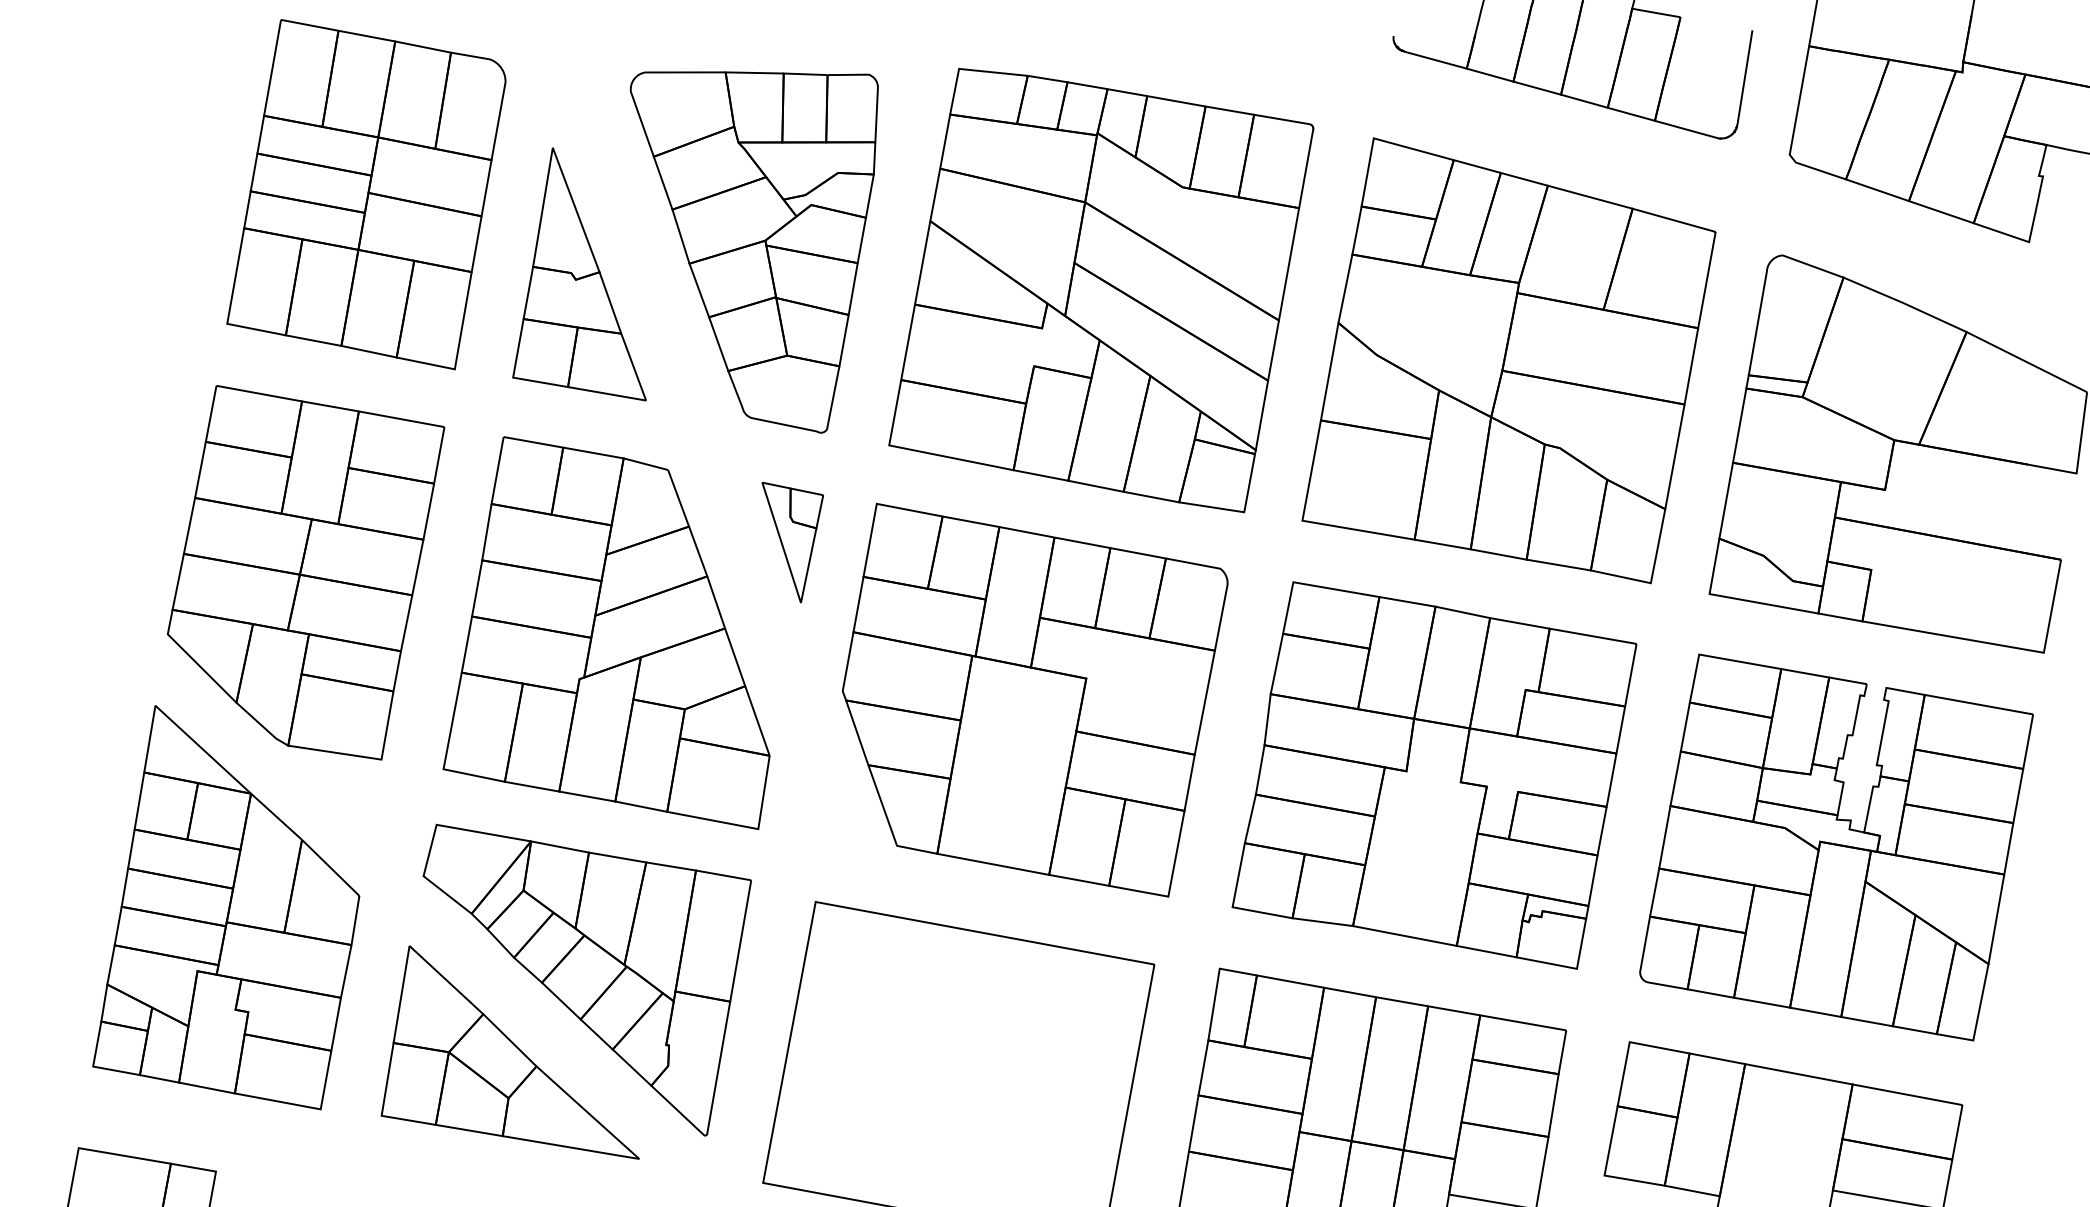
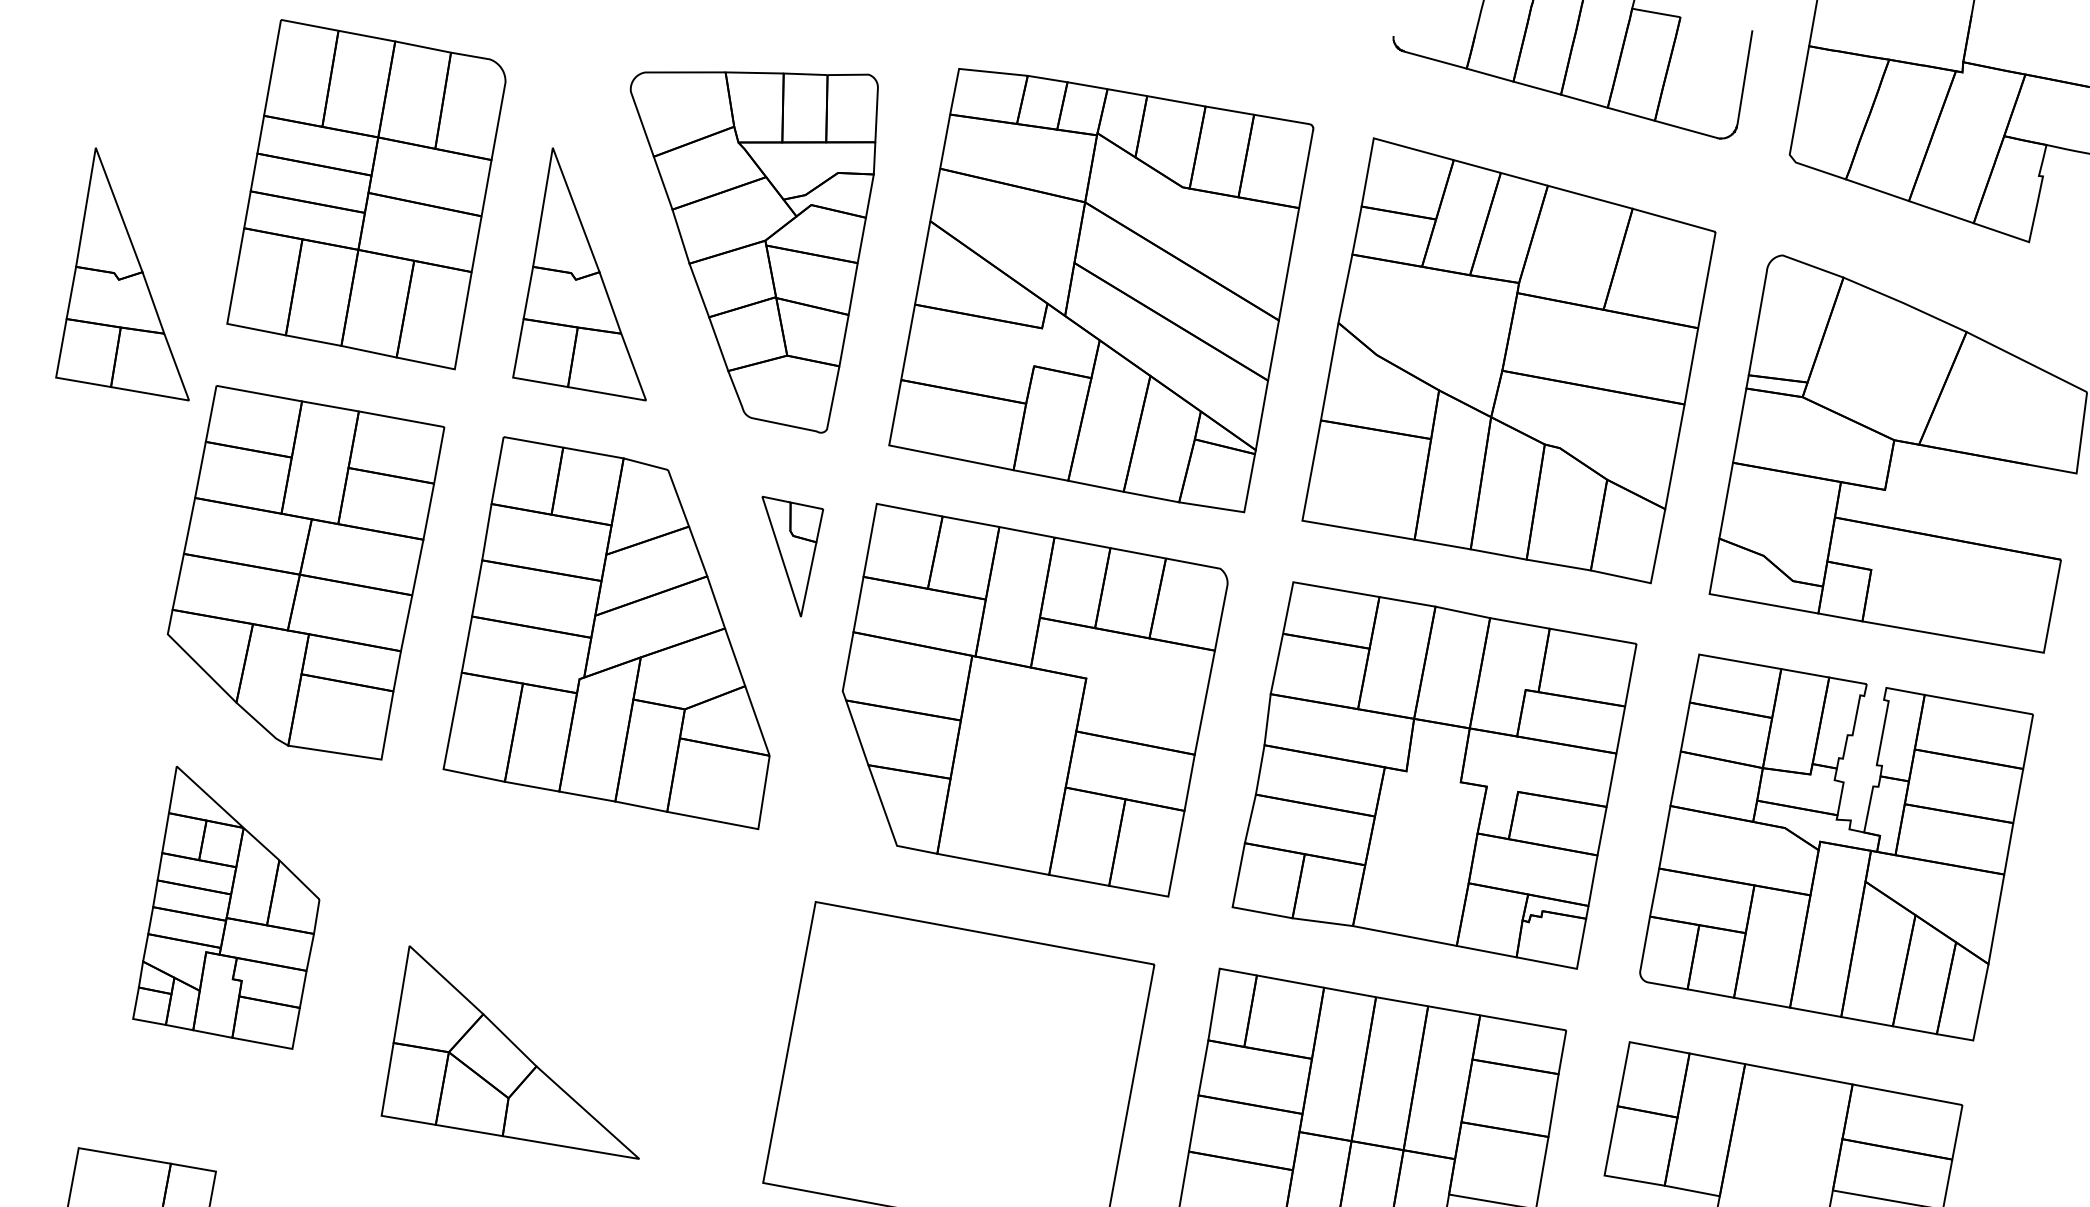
part: none -> present (122, 274)
part position: (792, 542) -> (792, 556) (792, 556)
part size: 269x406 px -> 189x285 px (226, 907)
part: present -> none (586, 979)
